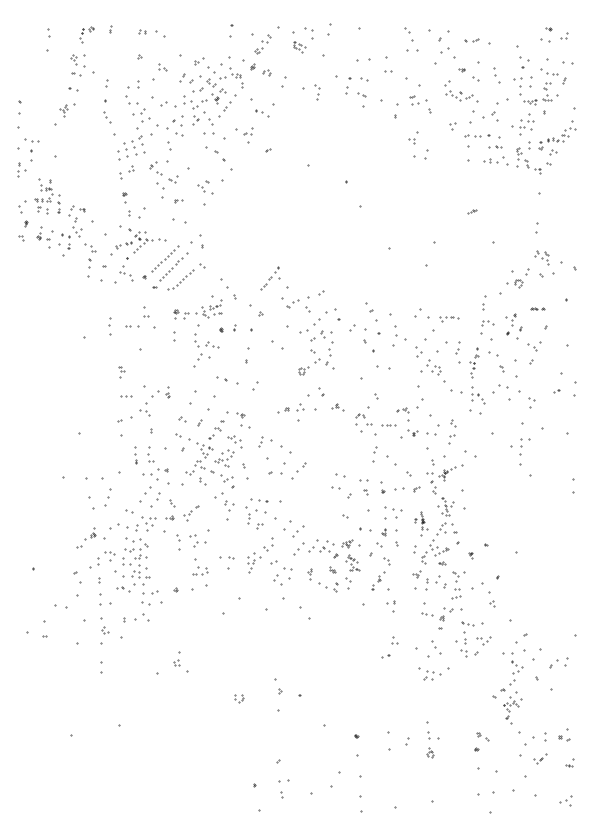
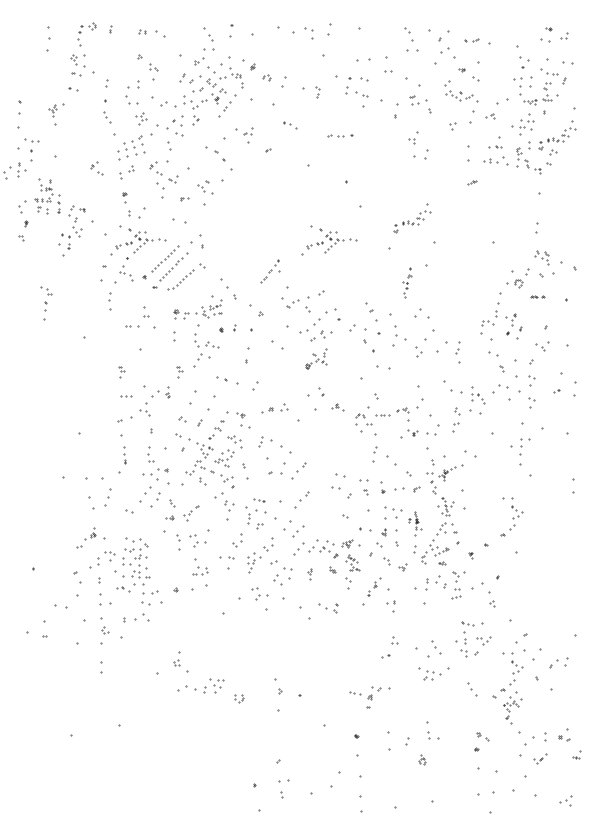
part size: 4x10 px -> 4x14 px (48, 32)
part size: 16x18 px -> 20x25 px (86, 34)
part: present -> none (262, 44)
part: present -> none (299, 47)
part position: (162, 67) -> (153, 67) (153, 67)
part position: (266, 72) -> (266, 77) (266, 77)
part: present -> none (496, 75)
part size: 7x17 px -> 6x13 px (317, 92)
part size: 10x6 px -> 14x7 px (361, 94)
part position: (67, 110) -> (56, 110) (56, 110)
part position: (262, 113) -> (290, 125) (290, 125)
part size: 17x11 px -> 11x7 px (490, 116)
part size: 19x22 px -> 13x14 px (141, 118)
part position: (208, 122) -> (208, 38) (208, 38)
part position: (477, 135) -> (340, 135) (340, 135)
part: none -> present (96, 168)
part: none -> present (7, 172)
part position: (178, 201) -> (184, 199) (184, 199)
part position: (472, 211) -> (472, 182) (472, 182)
part: none -> present (412, 218)
part: present -> none (44, 237)
part: none -> present (329, 240)
part position: (90, 260) -> (46, 303) (46, 303)
part position: (270, 278) -> (270, 271) (270, 271)
part position: (484, 302) -> (497, 309) (497, 309)
part position: (537, 308) -> (537, 296) (537, 296)
part: present -> none (449, 319)
part position: (109, 326) -> (109, 301) (109, 301)
part position: (534, 346) -> (542, 346) (542, 346)
part size: 37x35 px -> 23x22 px (316, 358)
part position: (474, 362) -> (407, 282) (407, 282)
part: present -> none (430, 367)
part: none -> present (179, 372)
part: none -> present (531, 380)
part position: (290, 408) -> (274, 408) (274, 408)
part position: (388, 425) -> (382, 415) (382, 415)
part position: (452, 431) -> (456, 419) (456, 419)
part position: (135, 455) -> (124, 455) (124, 455)
part: none -> present (301, 499)
part size: 19x5 px -> 13x5 px (259, 500)
part: none -> present (511, 516)
part position: (132, 523) -> (200, 685) (200, 685)
part position: (421, 523) -> (415, 523) (415, 523)
part: none -> present (237, 540)
part position: (416, 574) -> (402, 567) (402, 567)
part position: (378, 580) -> (374, 586) (374, 586)
part position: (328, 587) -> (328, 608) (328, 608)
part: none -> present (259, 593)
part position: (441, 618) -> (369, 697) (369, 697)
part: none -> present (472, 689)
part position: (430, 752) -> (422, 759) (422, 759)
part position: (569, 762) -> (576, 754) (576, 754)
